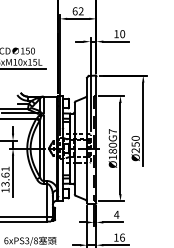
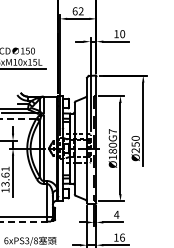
line: solid -> dashed (18, 118)
line: solid -> dashed (24, 221)
